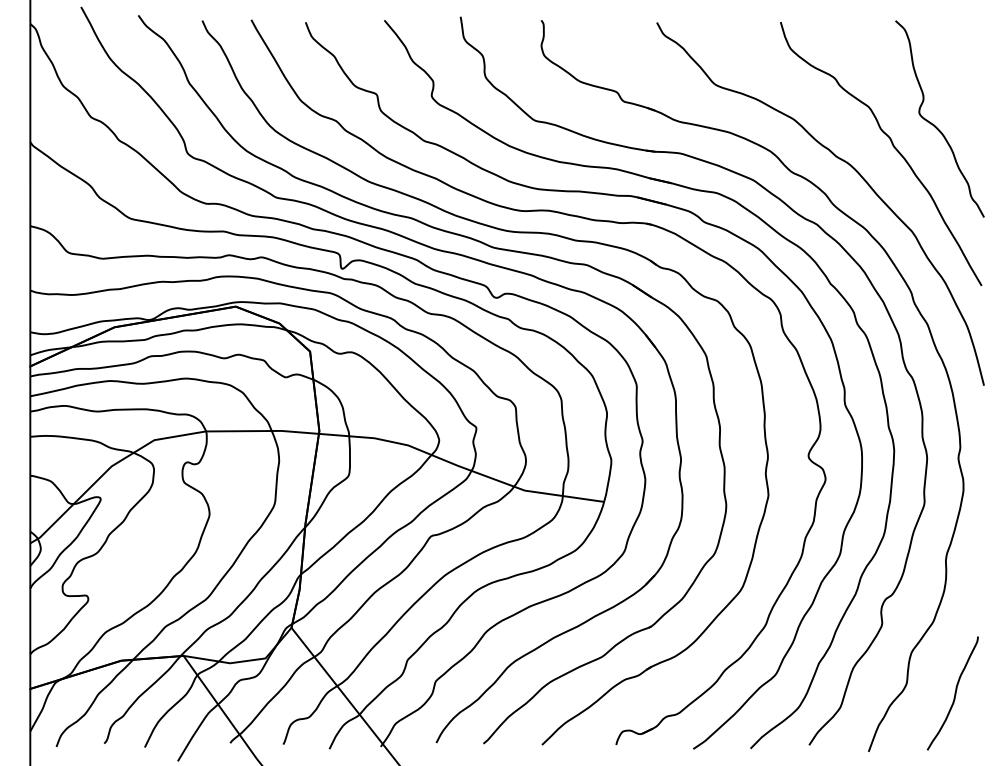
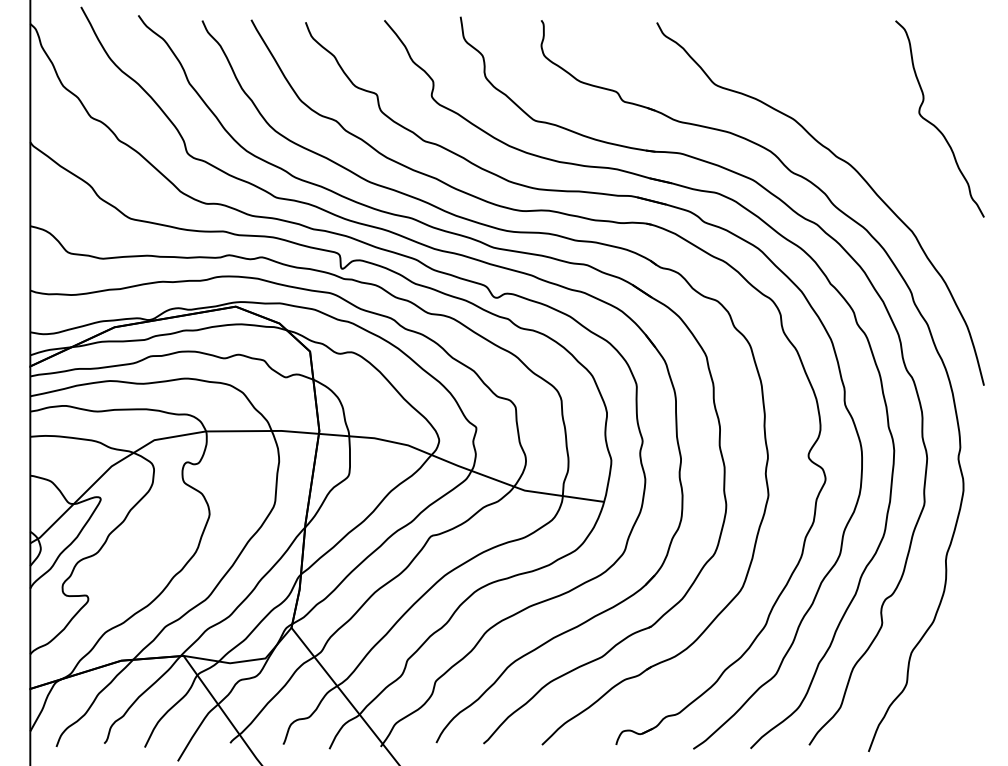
curve: present -> none (892, 146)
curve: present -> none (954, 693)
